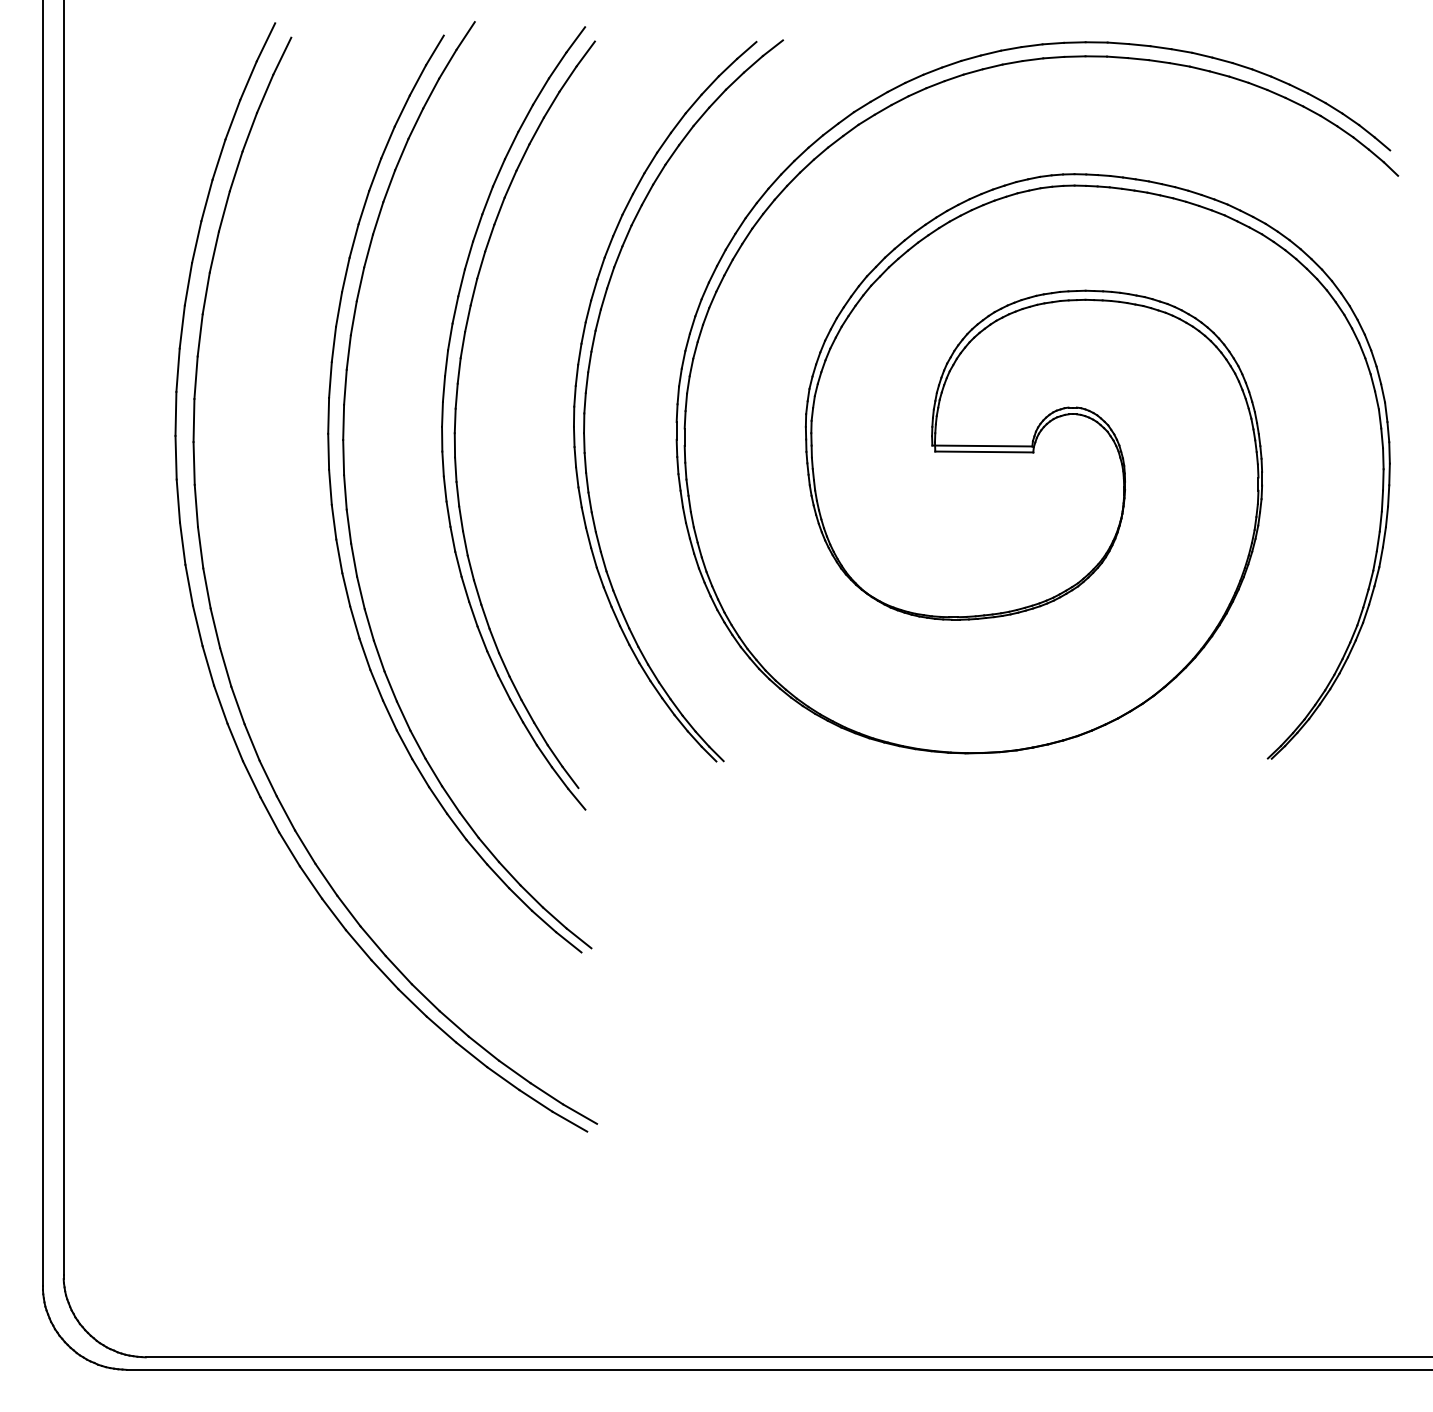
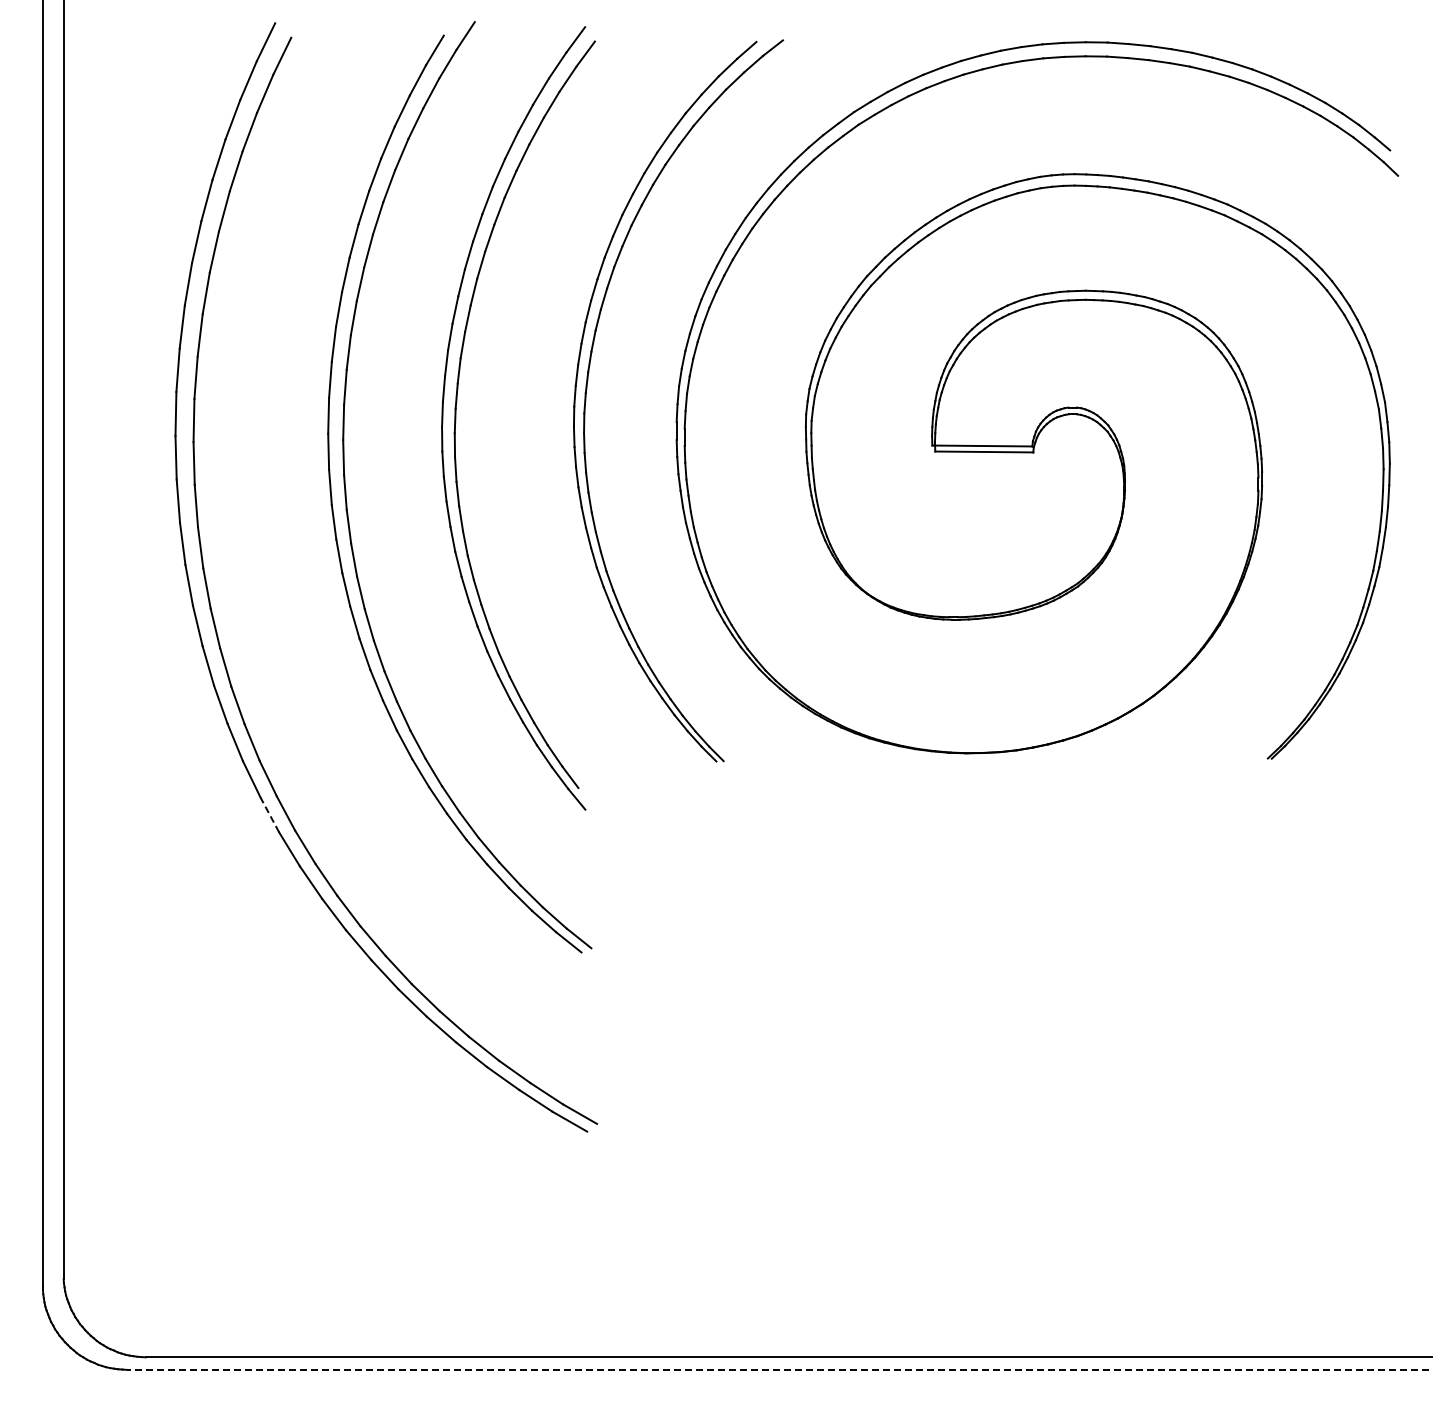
line: solid -> dashed (269, 814)
line: solid -> dashed (779, 1369)
